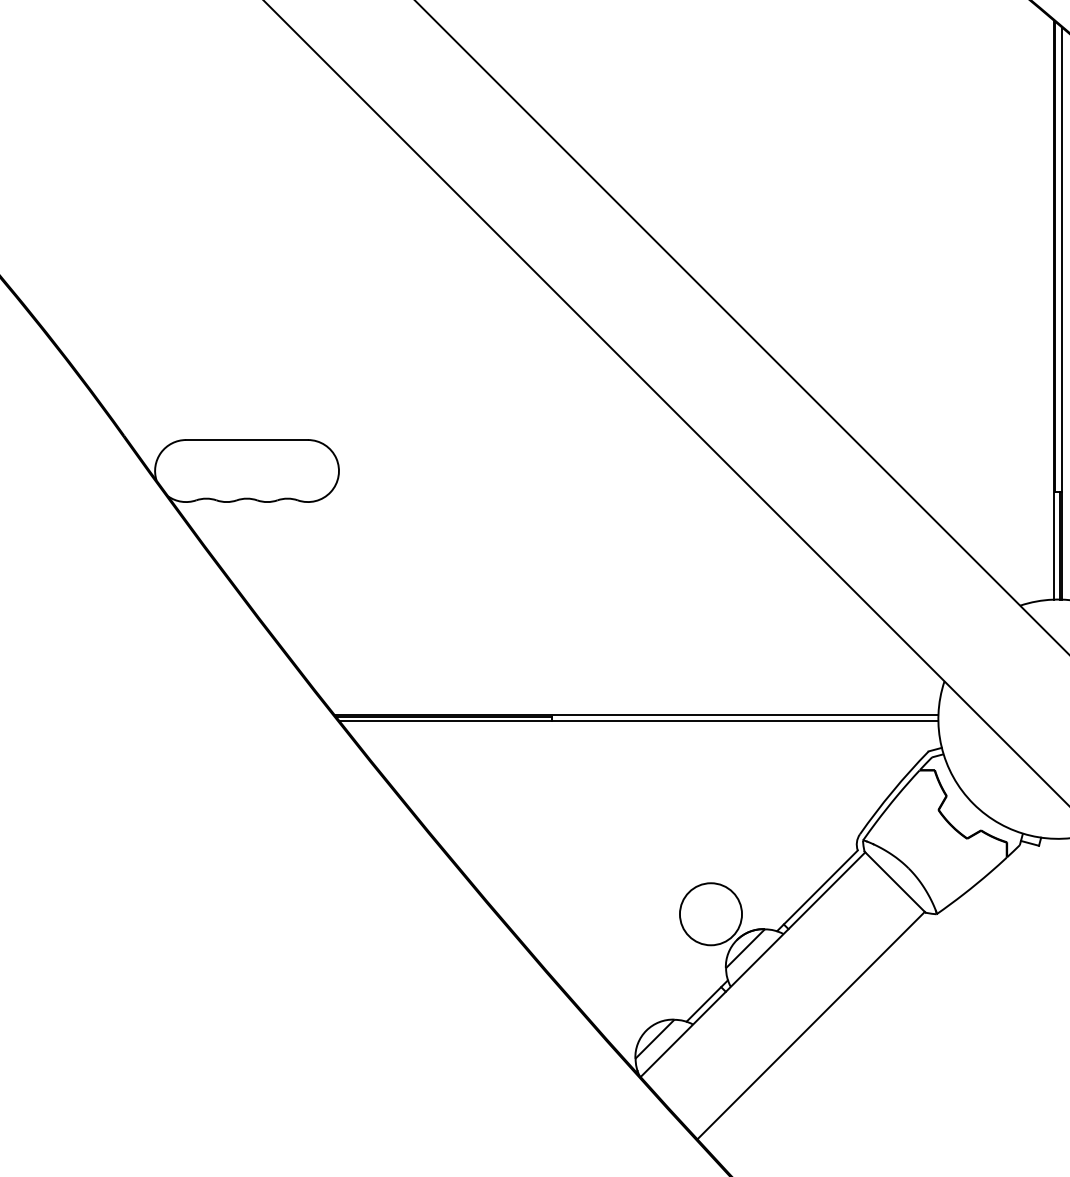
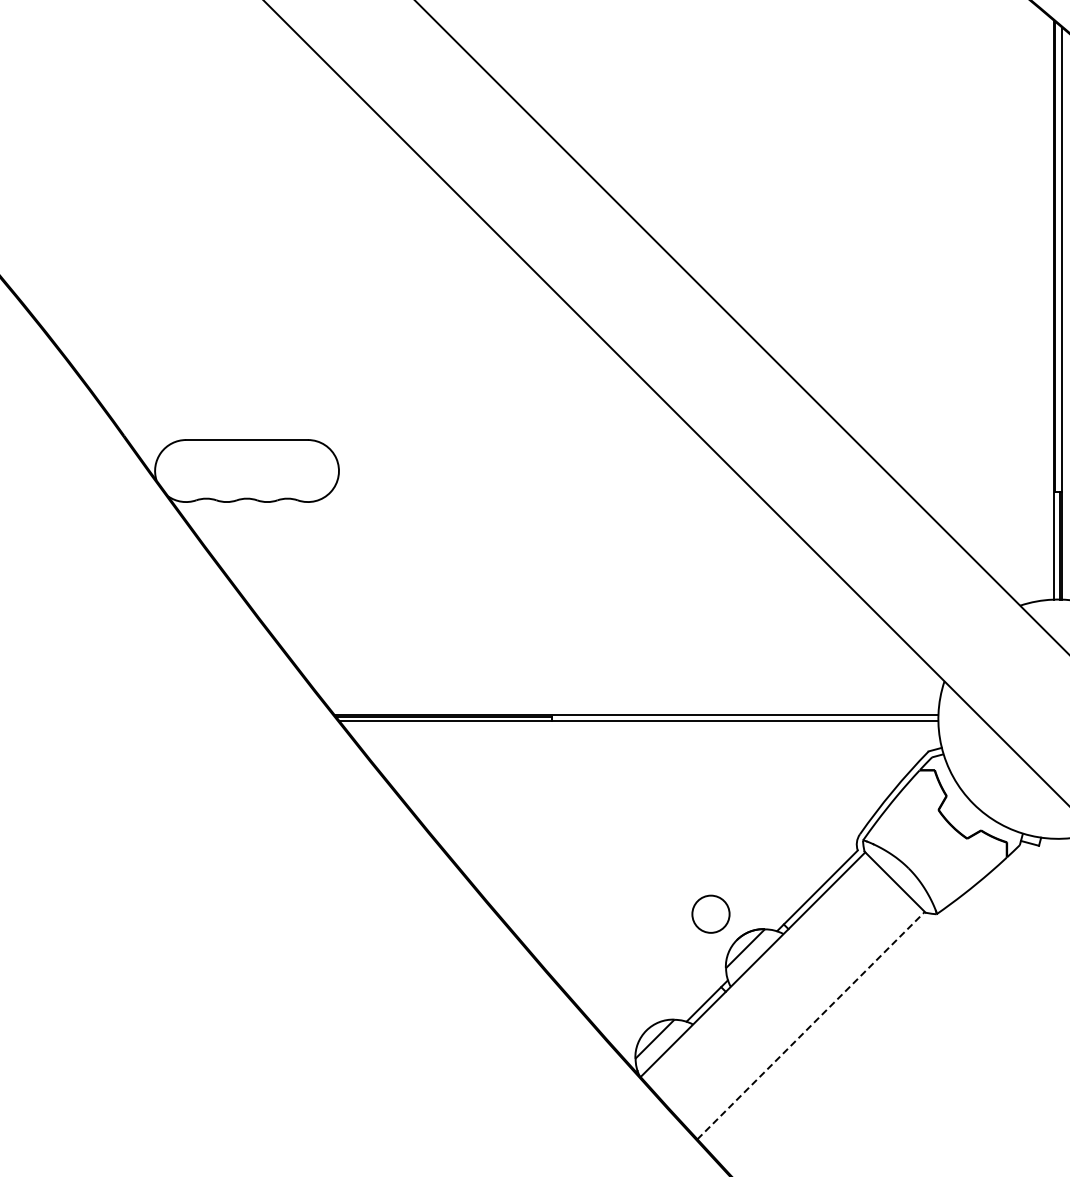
circle diameter: 62 px -> 37 px (710, 913)
line: solid -> dashed (811, 1025)
